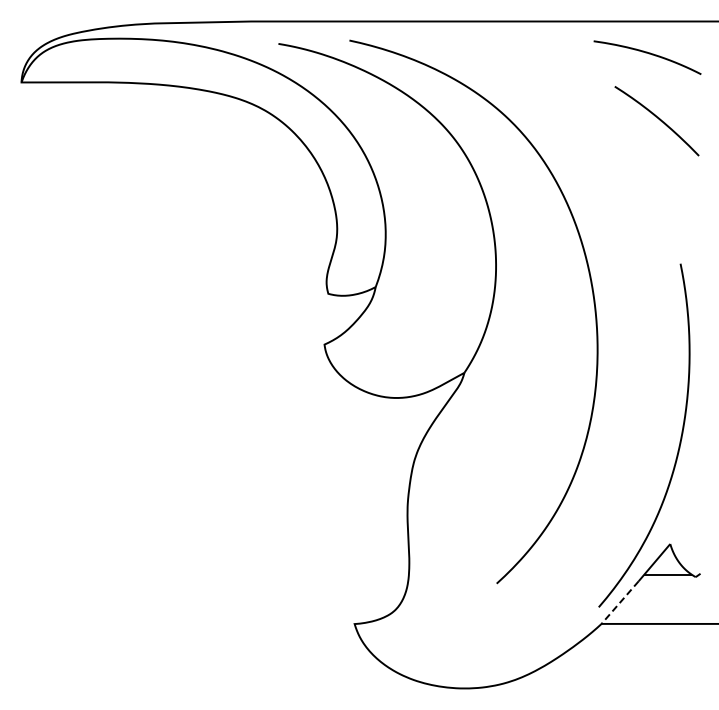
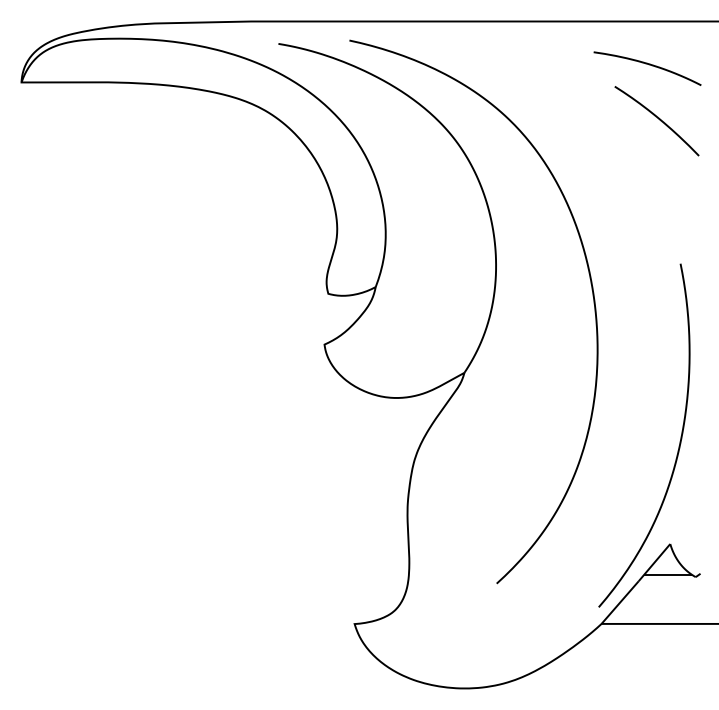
curve position: (649, 54) -> (649, 65) (649, 65)
line: dashed -> solid (619, 602)
